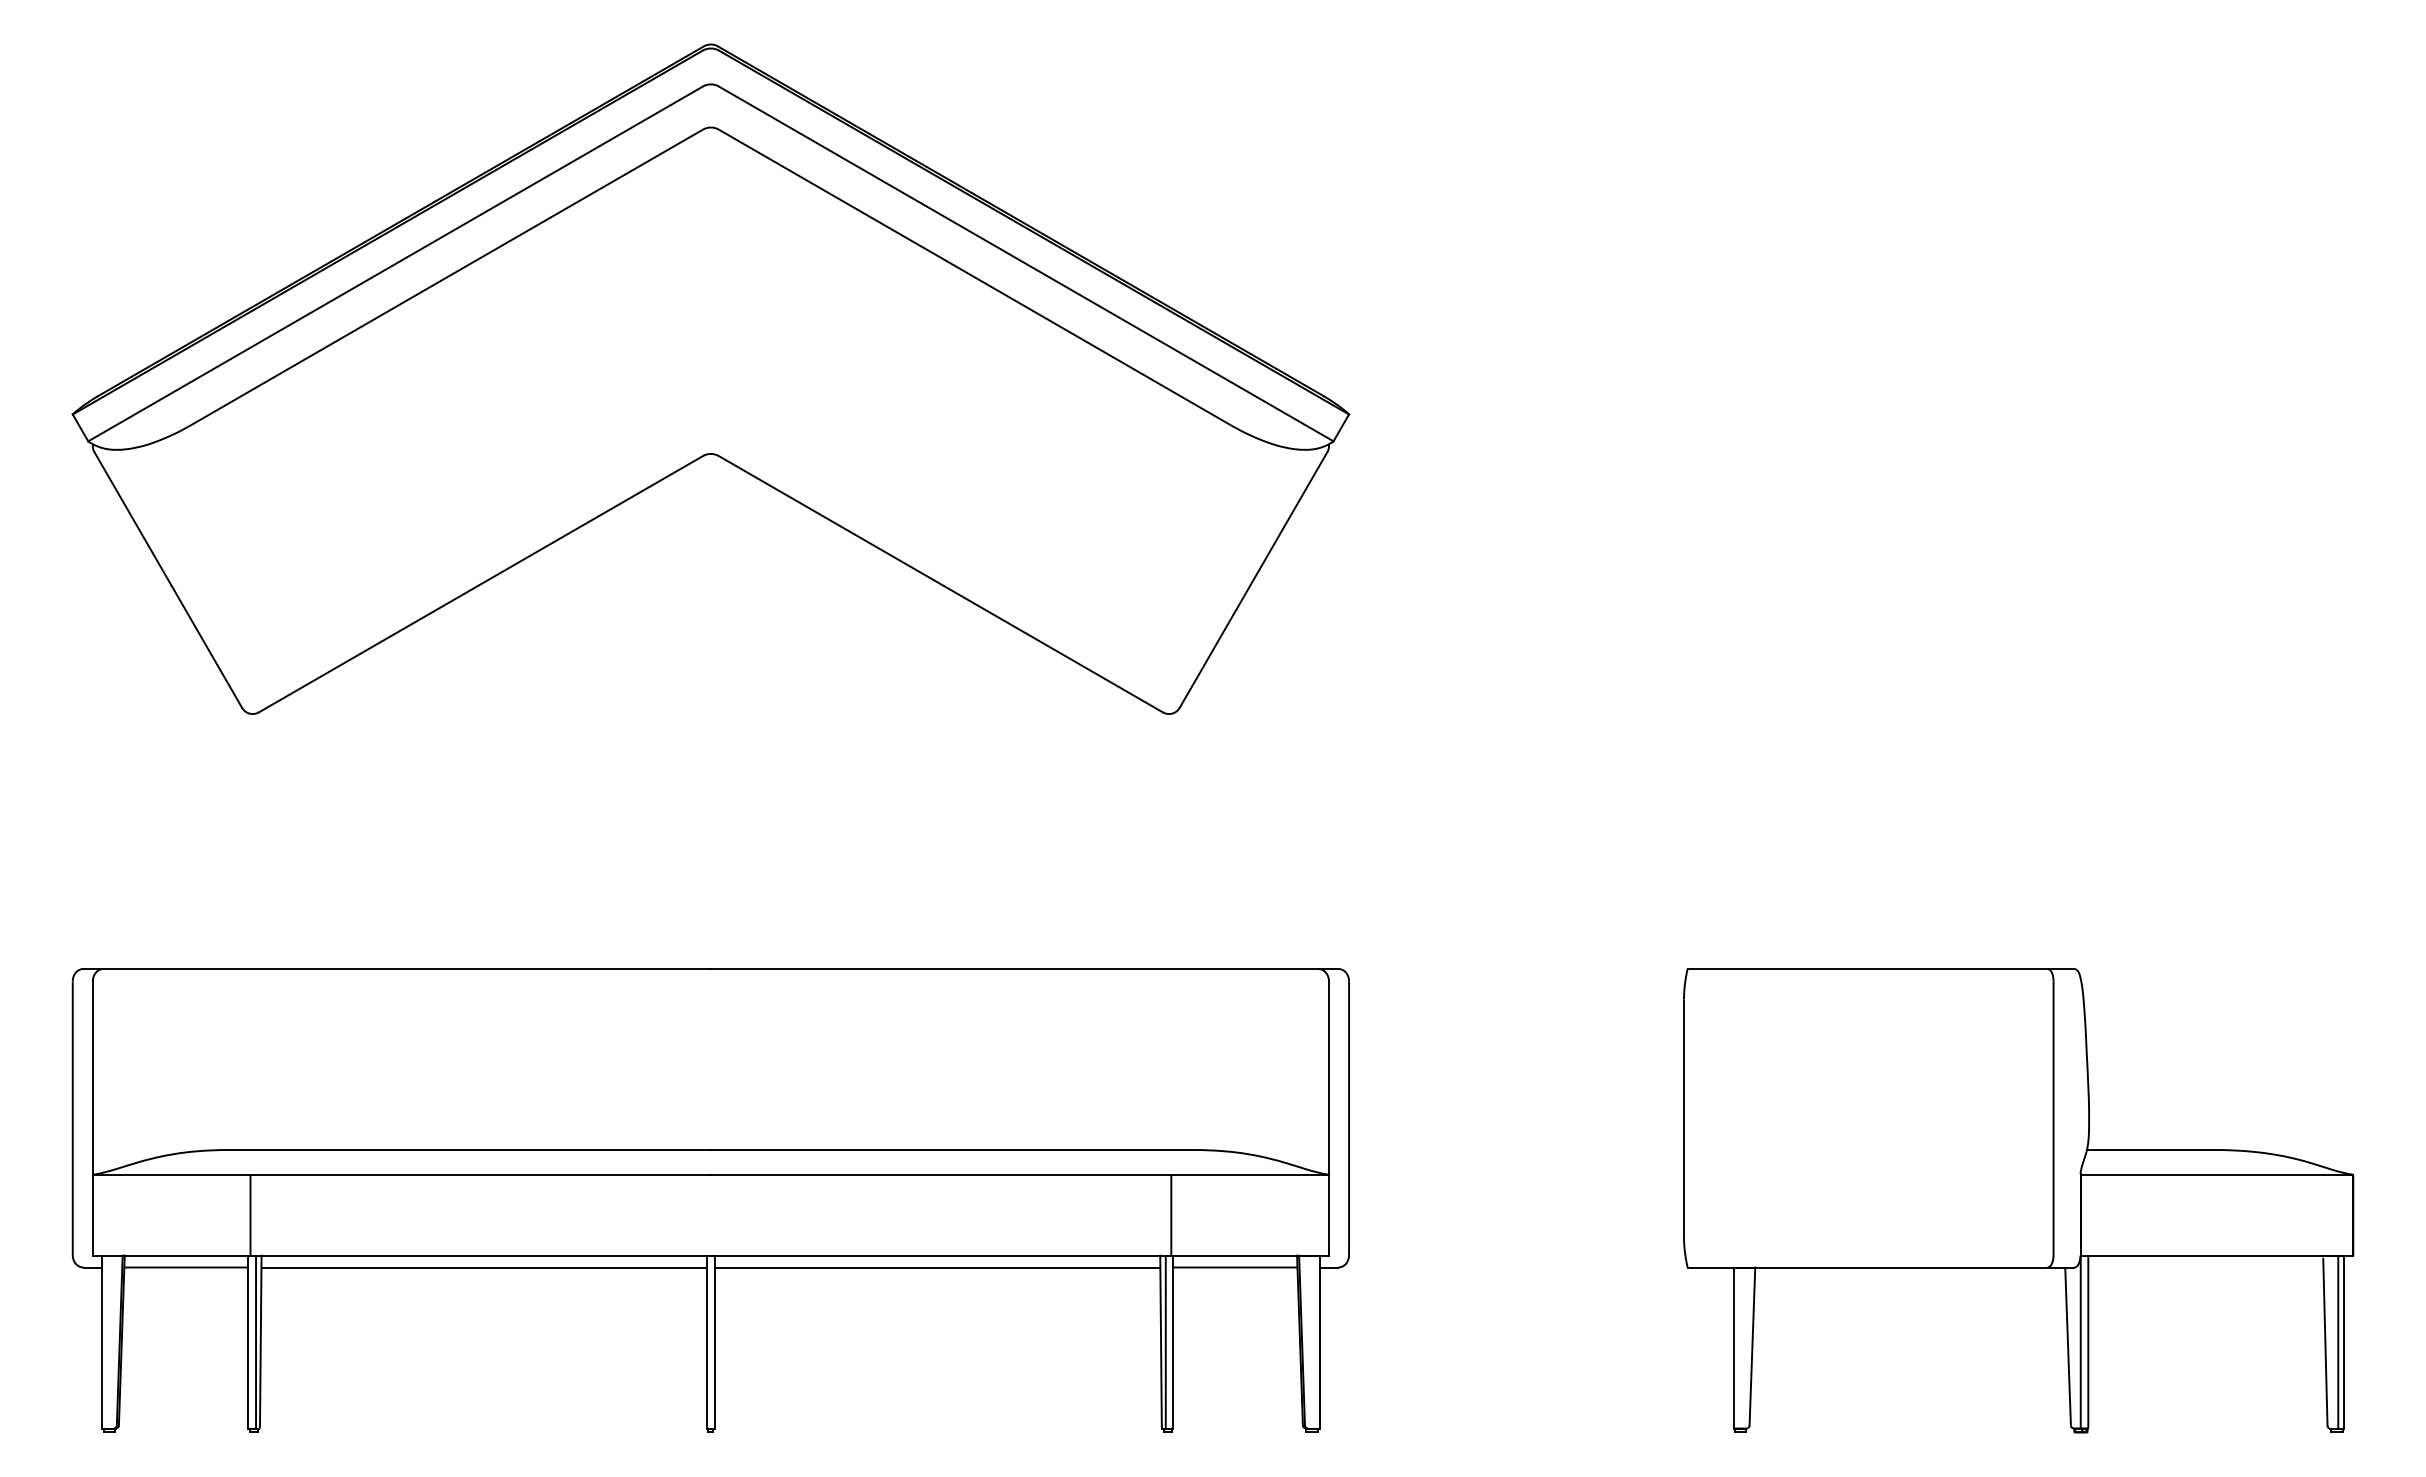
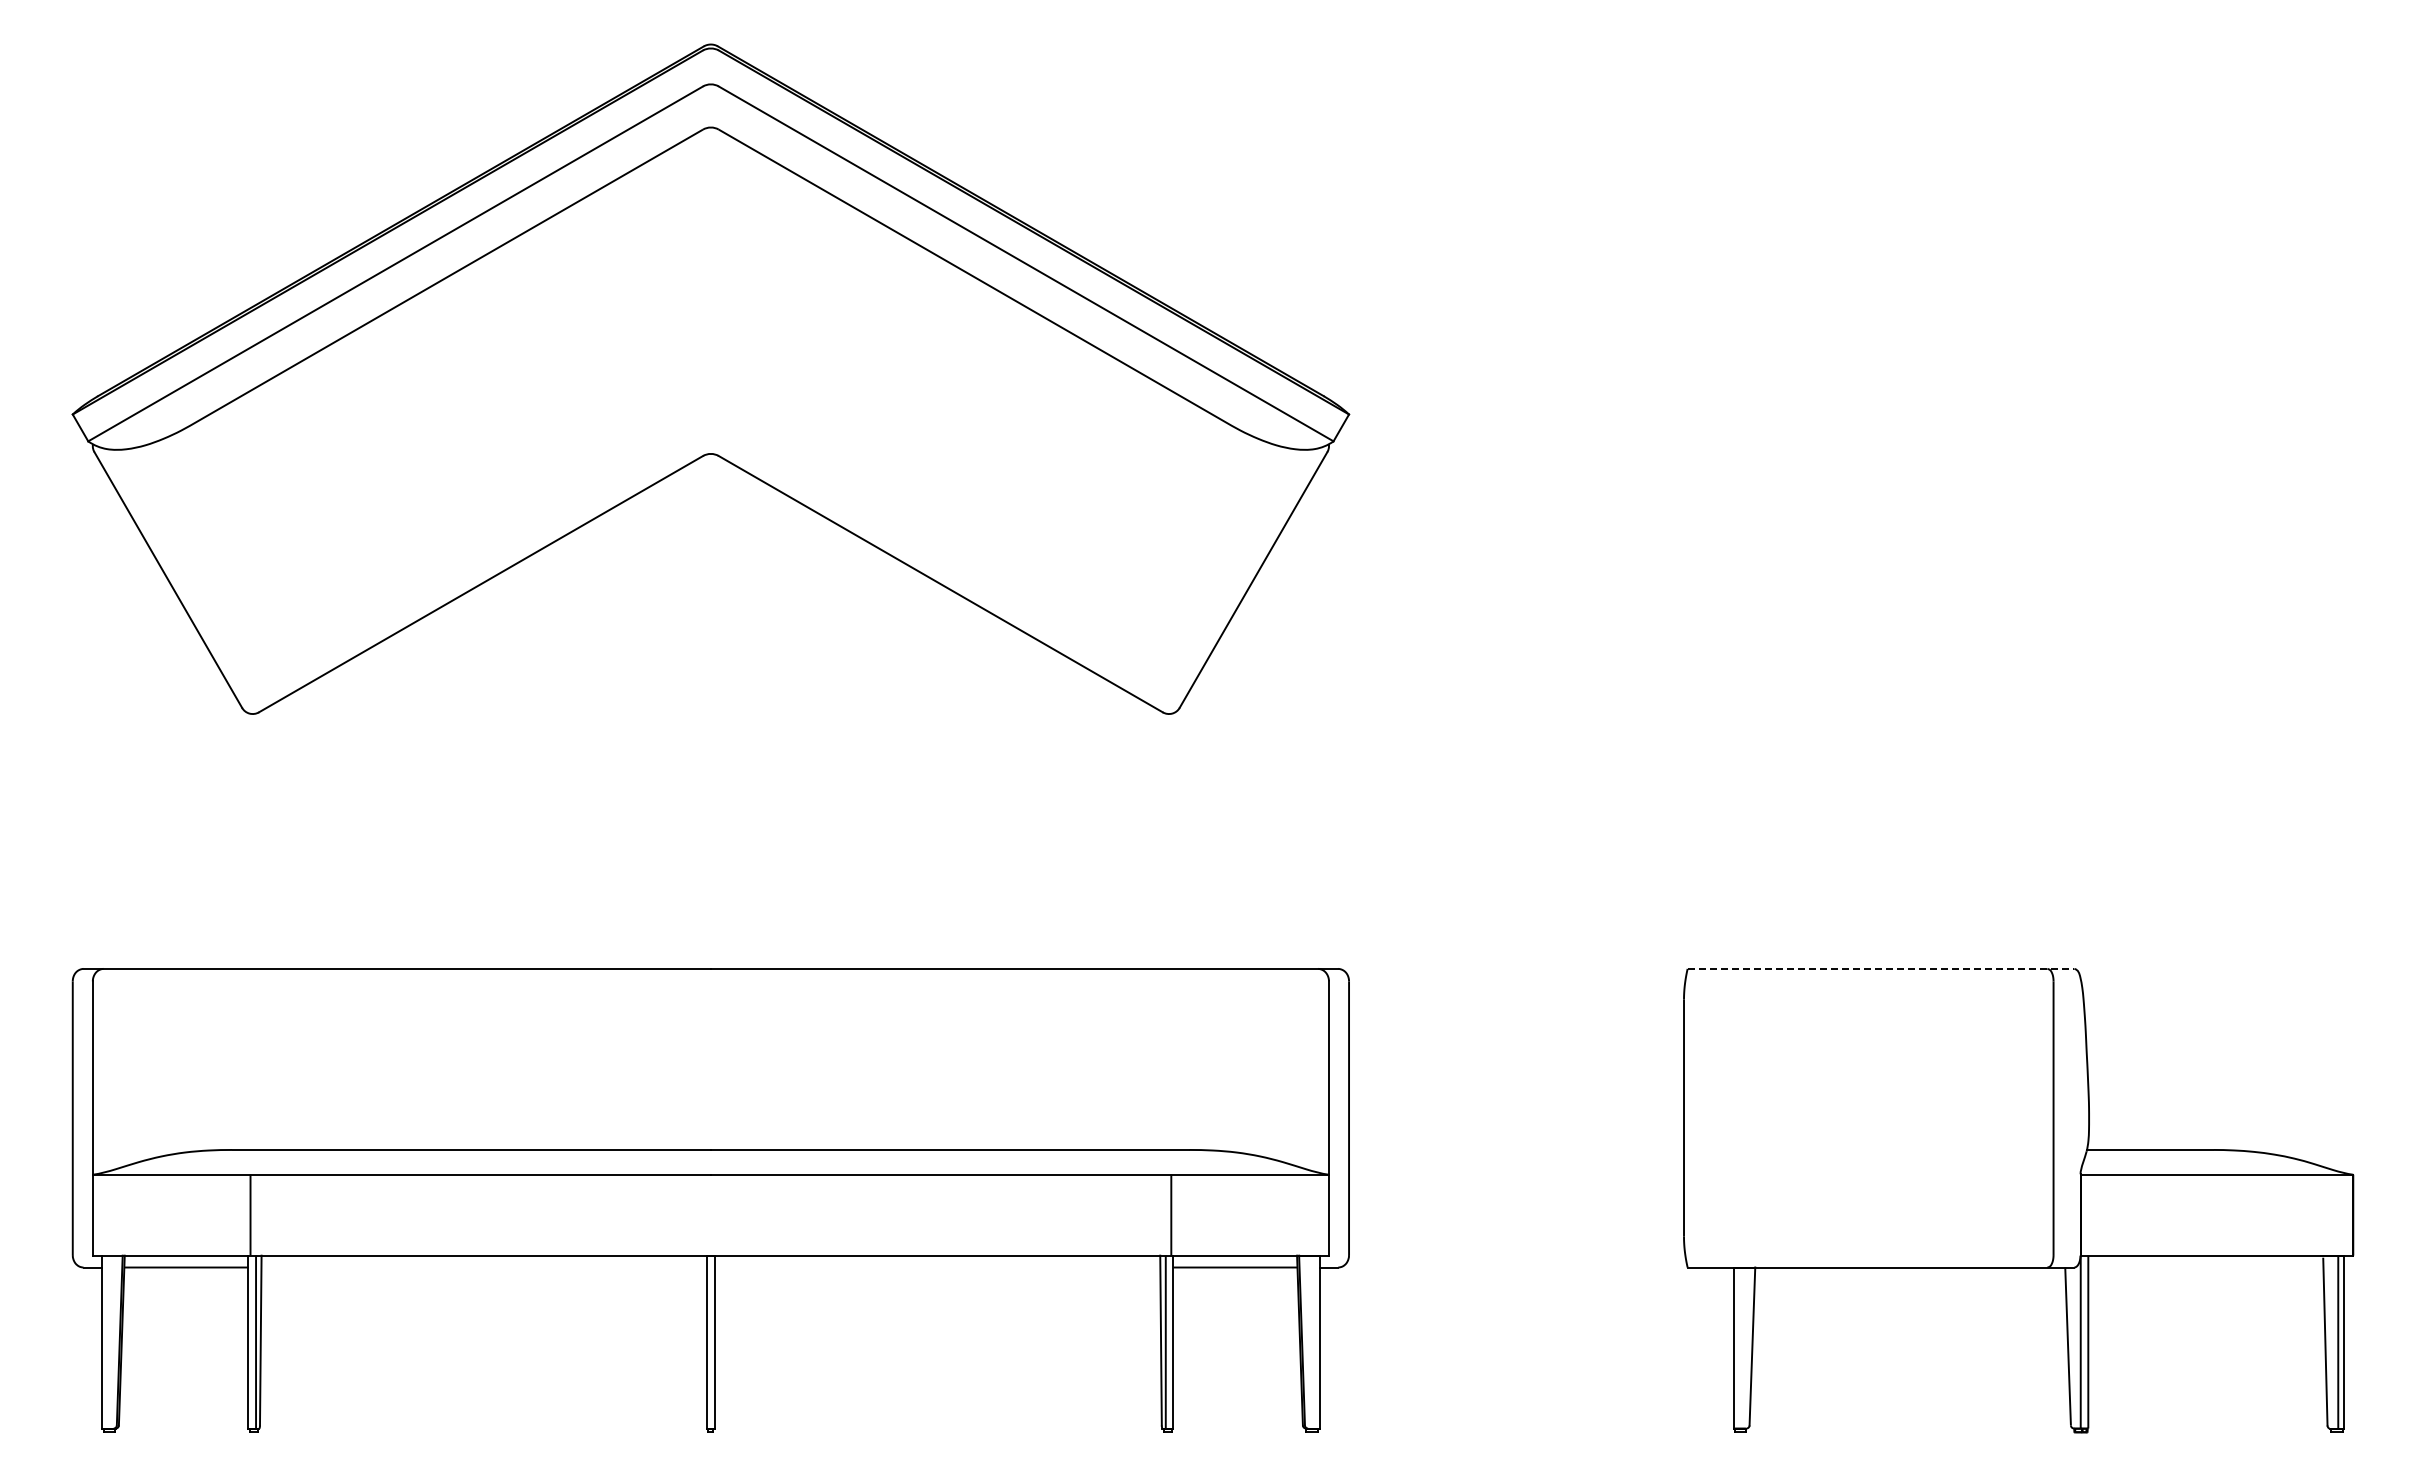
line: solid -> dashed (1881, 968)
line: present -> none (483, 1267)
line: present -> none (937, 1267)
